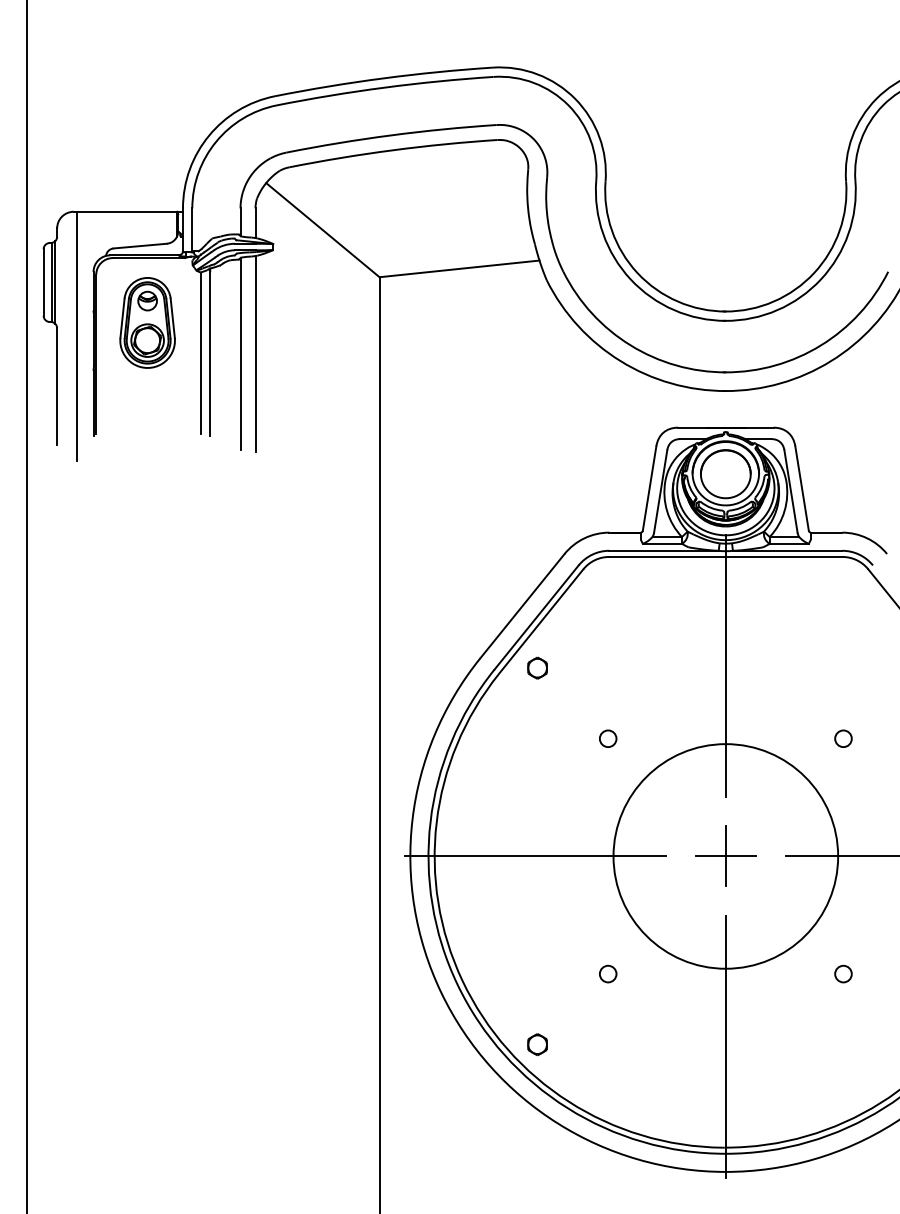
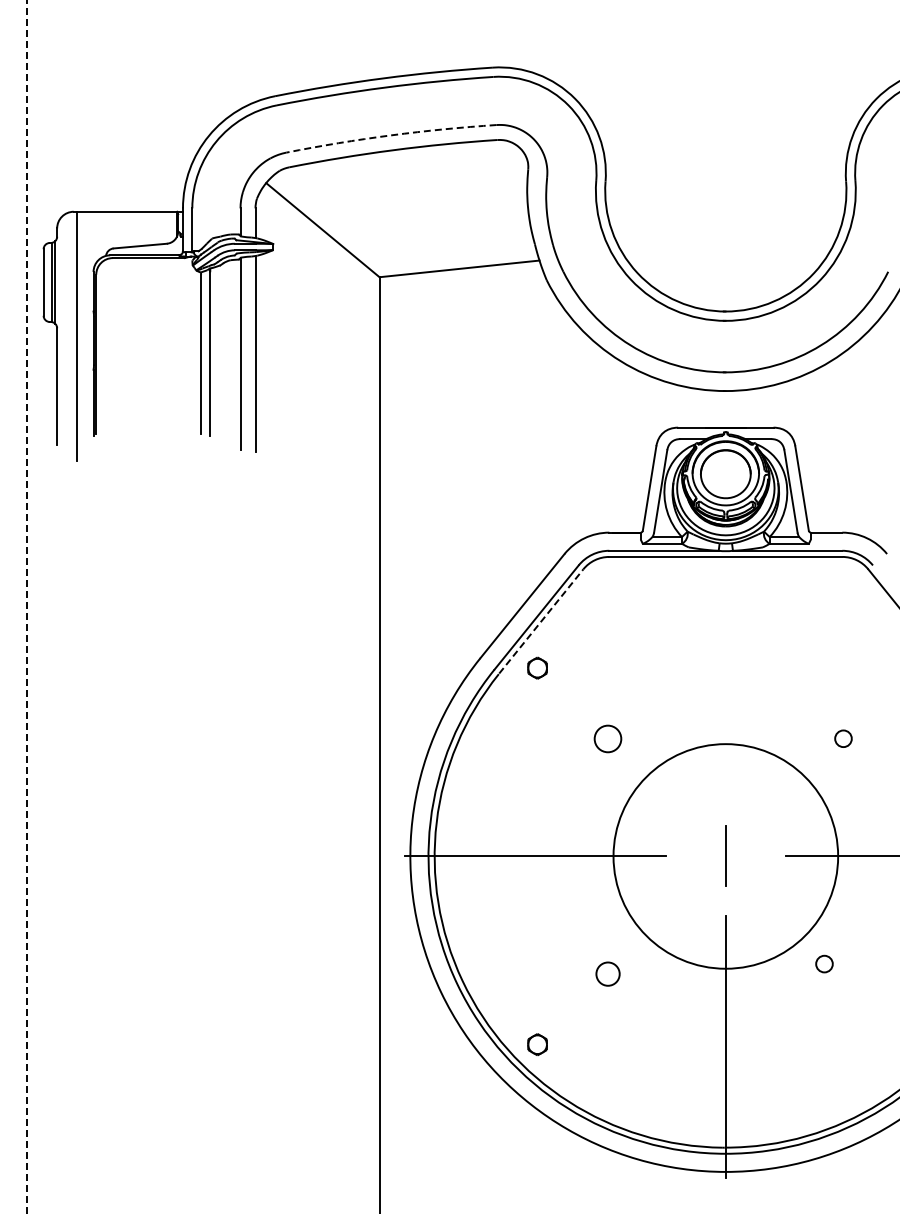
arc: solid -> dashed (391, 135)
part: present -> none (147, 322)
line: solid -> dashed (27, 606)
line: solid -> dashed (541, 621)
line: present -> none (725, 665)
circle size: 19x19 px -> 30x30 px (607, 738)
line: present -> none (725, 856)
circle size: 19x20 px -> 26x26 px (607, 973)
circle position: (843, 973) -> (824, 963) (824, 963)
